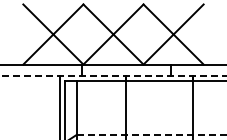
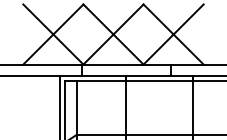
line: dashed -> solid (113, 75)
line: dashed -> solid (151, 135)
